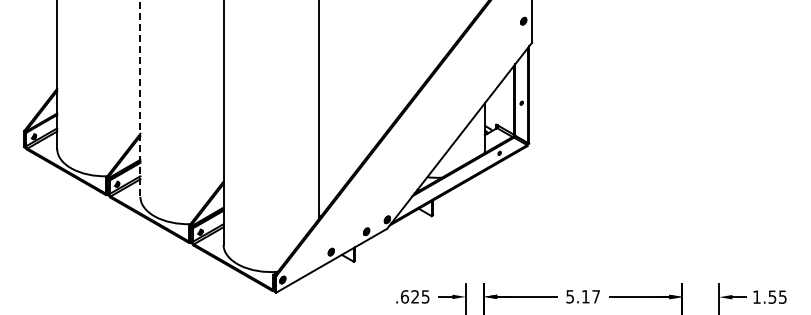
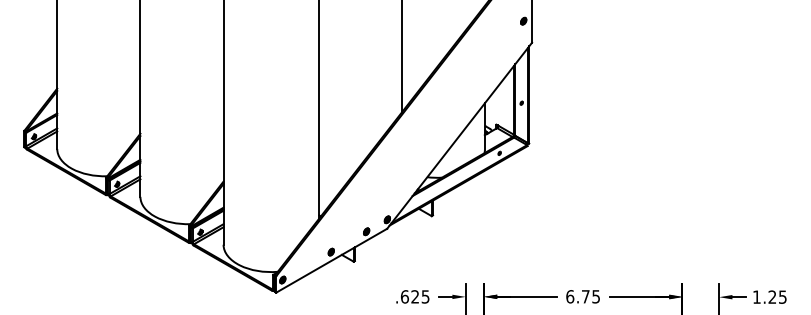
line: none -> present (401, 57)
line: dashed -> solid (140, 98)
text: 5.17 -> 6.75 (582, 296)
text: 1.55 -> 1.25 (772, 296)
